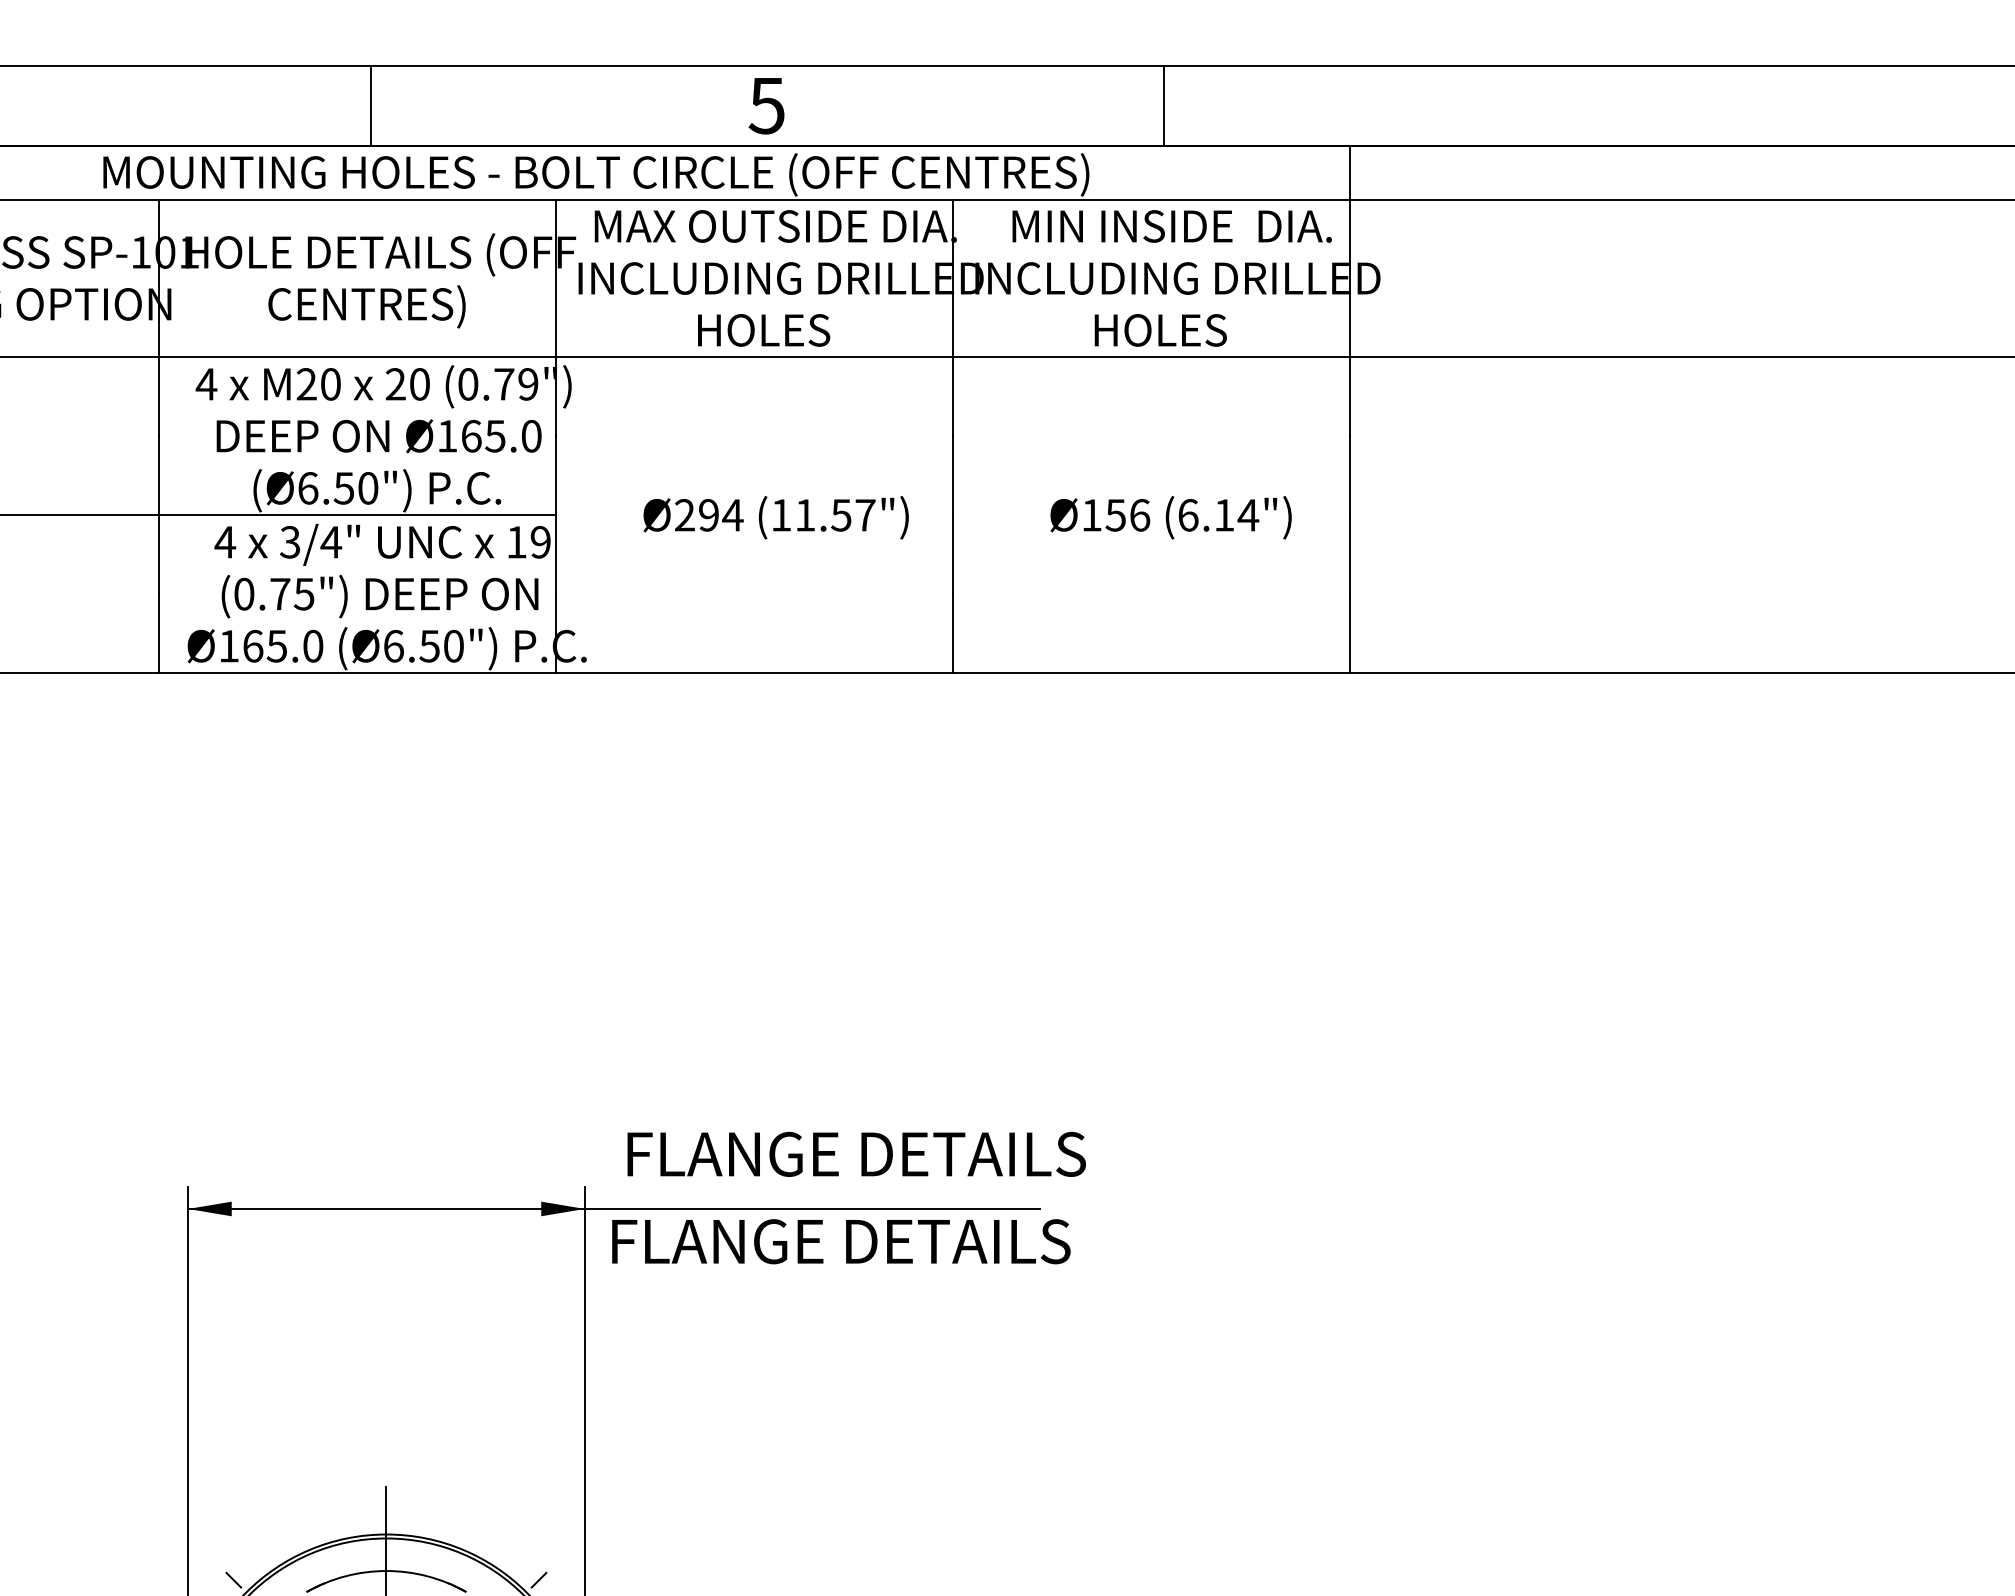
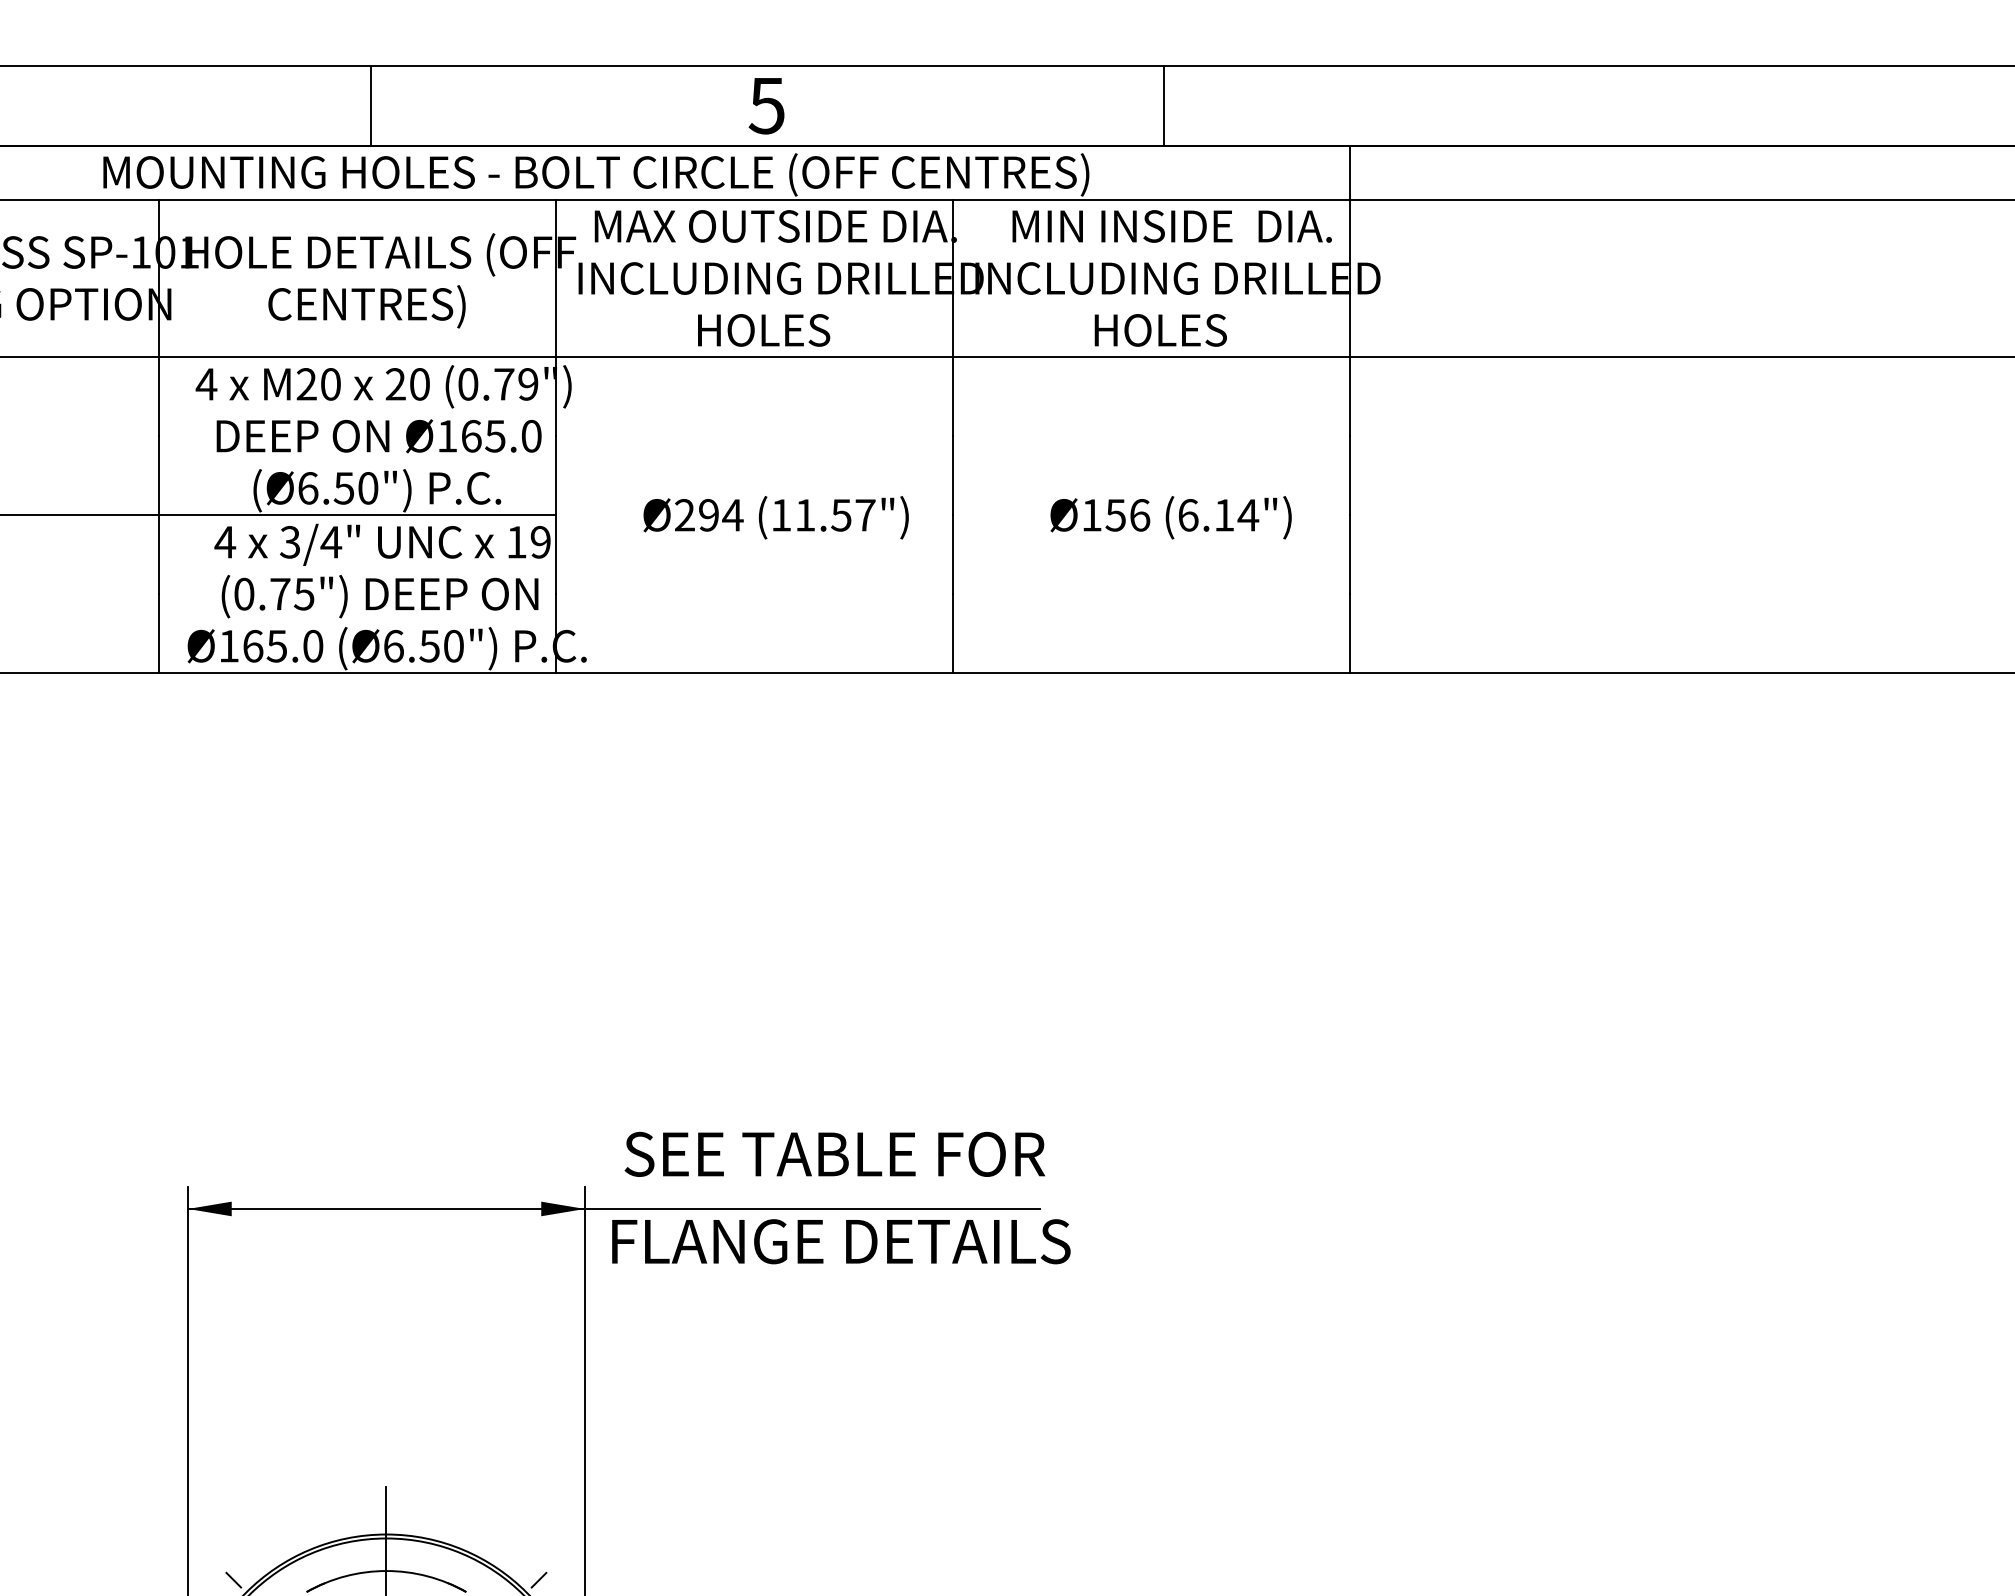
text: FLANGE DETAILS -> SEE TABLE FOR (854, 1153)
